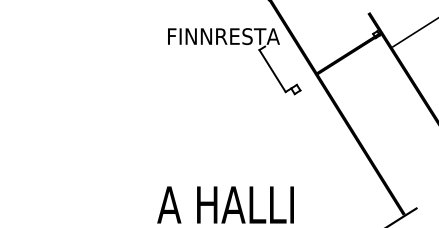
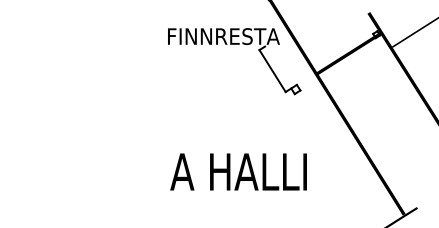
text position: (225, 204) -> (238, 171) (238, 171)
